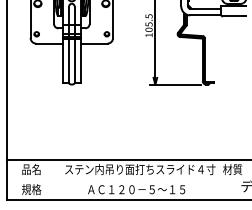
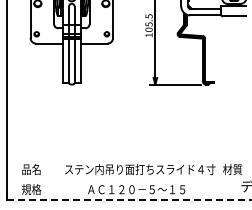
line: present -> none (127, 159)
line: solid -> dashed (129, 199)
